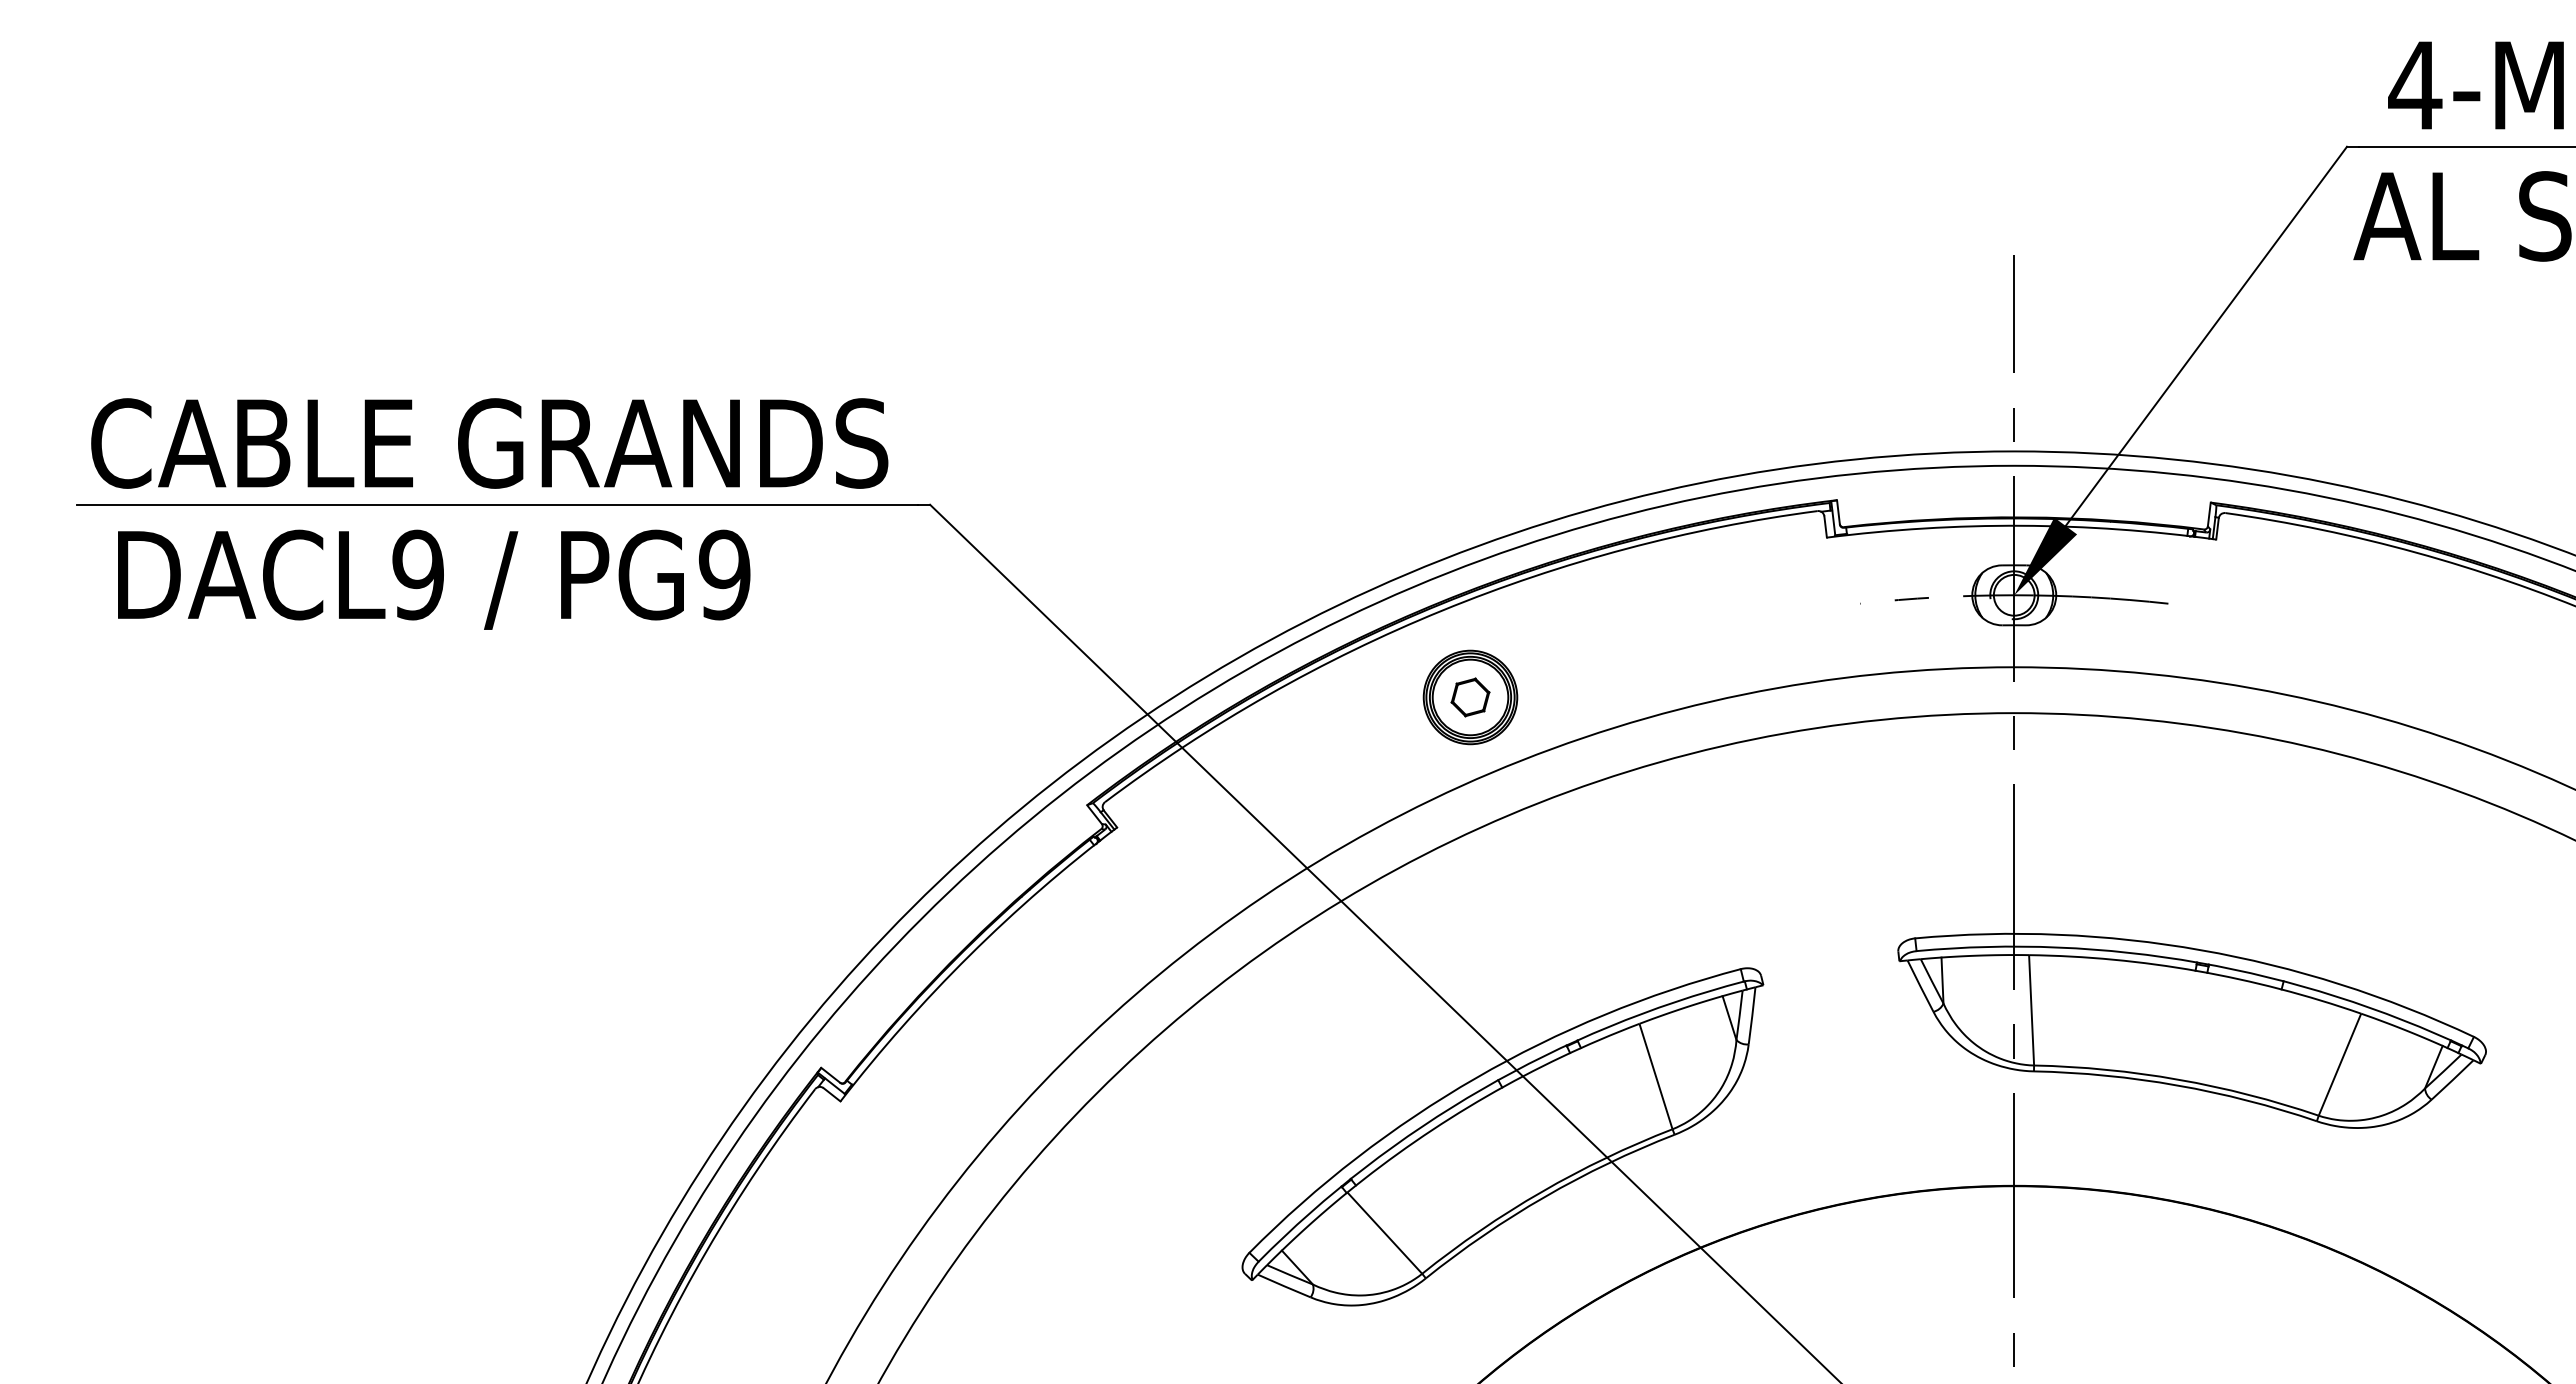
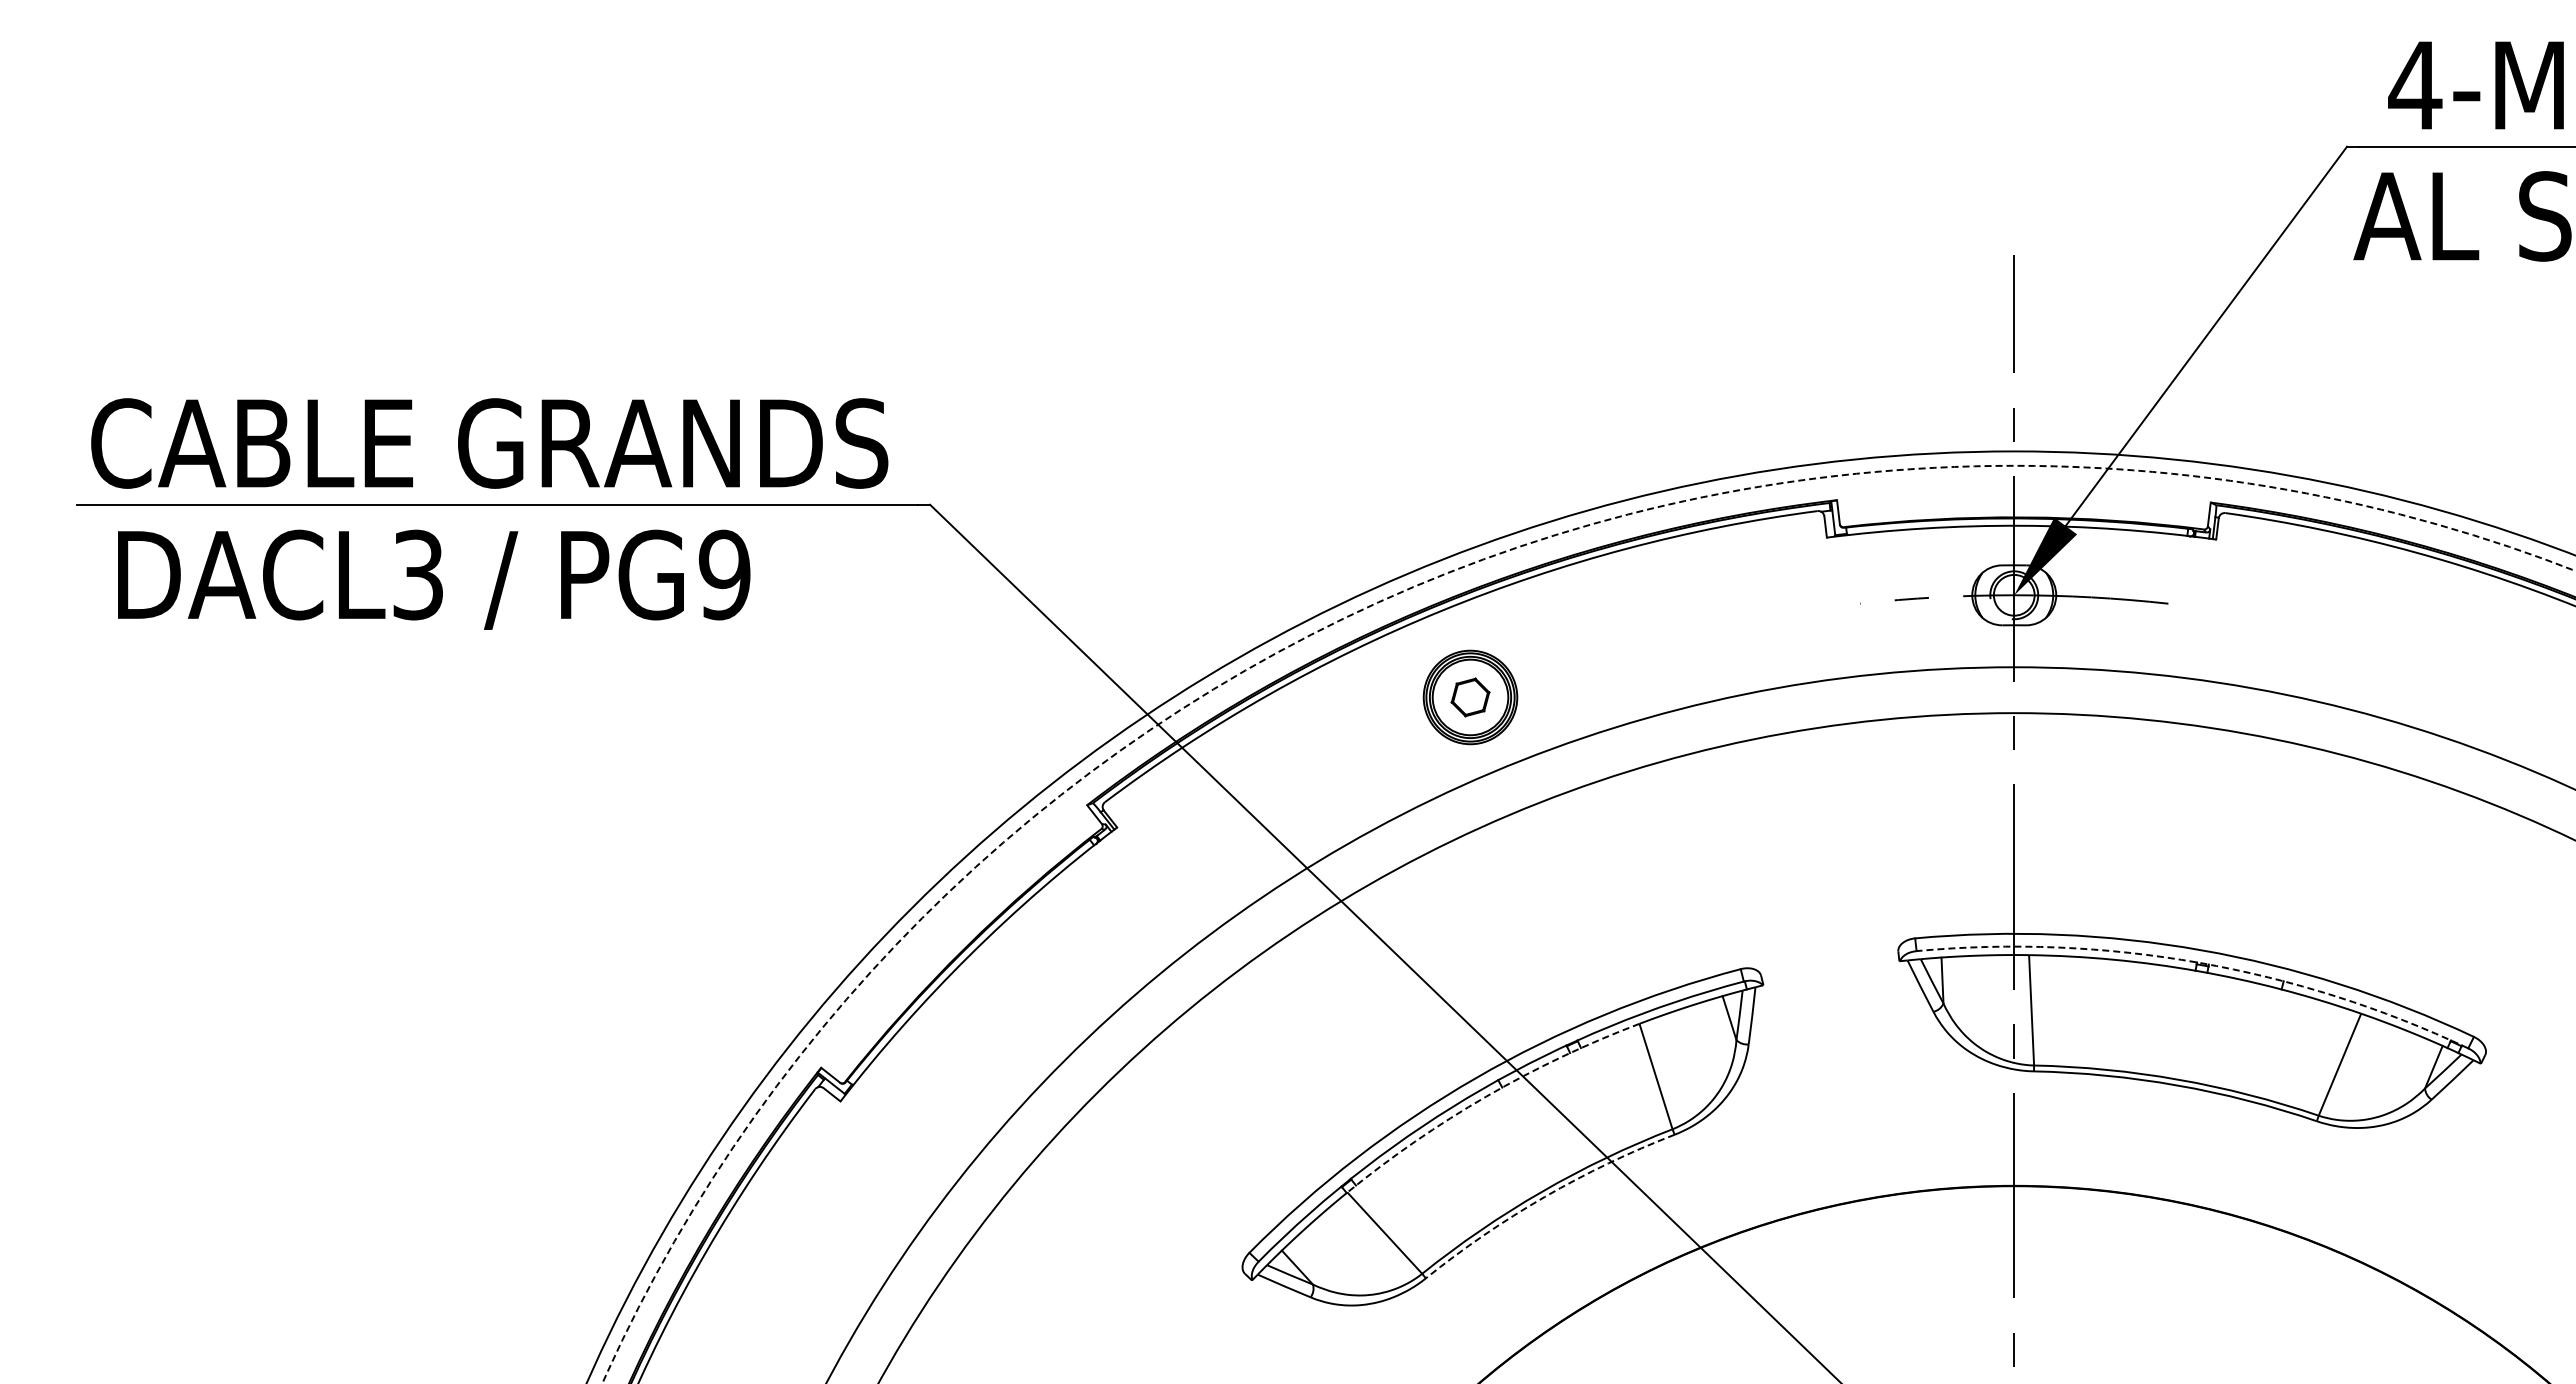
text: DACL9 -> DACL3 (417, 574)
circle: solid -> dashed (1588, 924)
arc: solid -> dashed (2198, 962)
arc: solid -> dashed (1486, 1096)
arc: solid -> dashed (1544, 1196)
